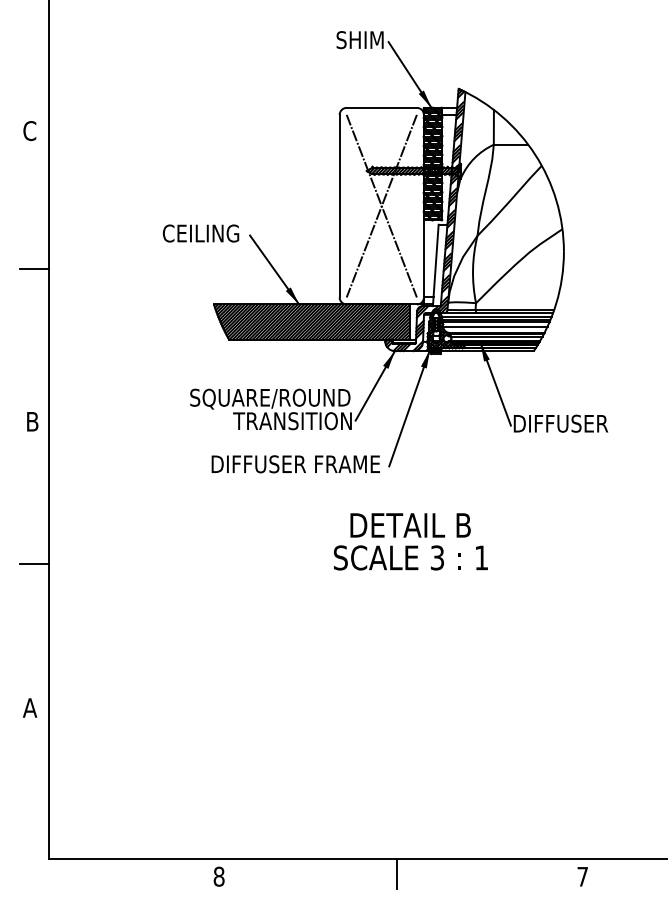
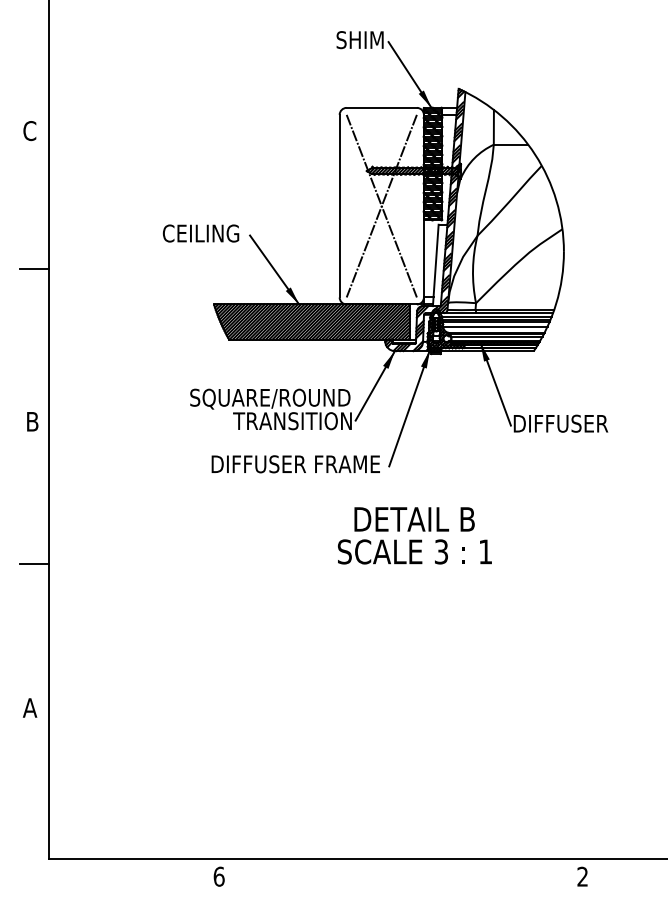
text position: (410, 541) -> (414, 535) (414, 535)
line: present -> none (397, 873)
text: 8 -> 6 (218, 876)
text: 7 -> 2 (582, 876)
